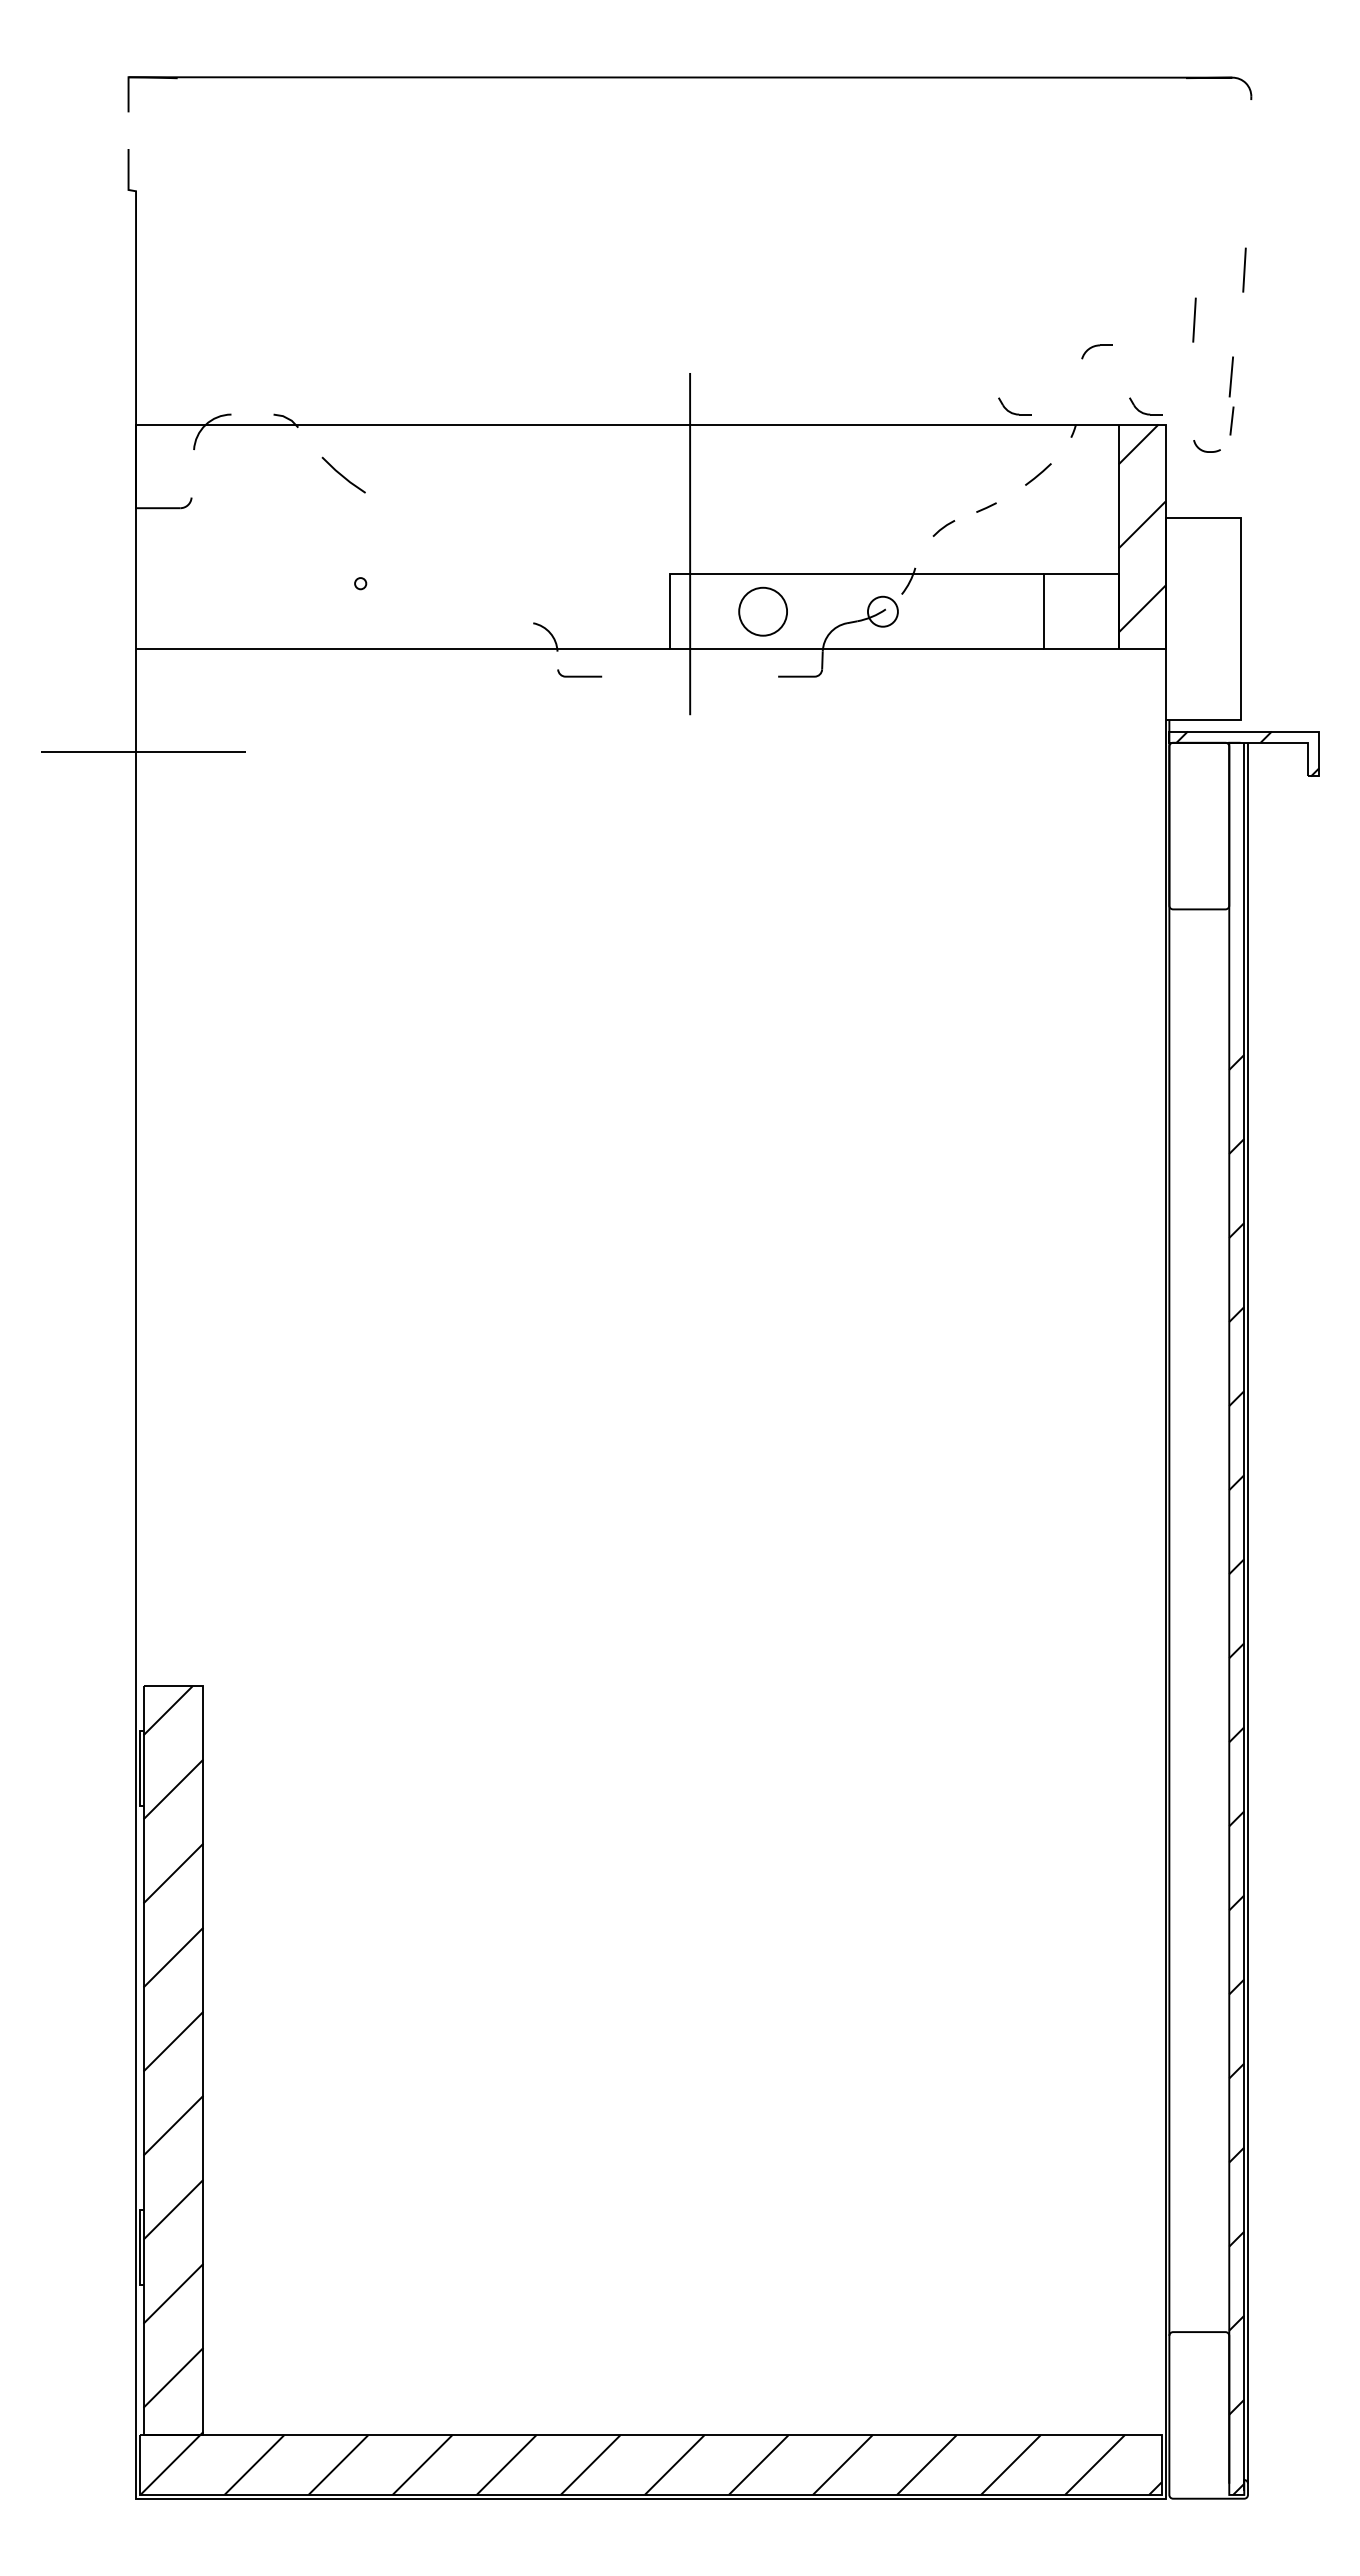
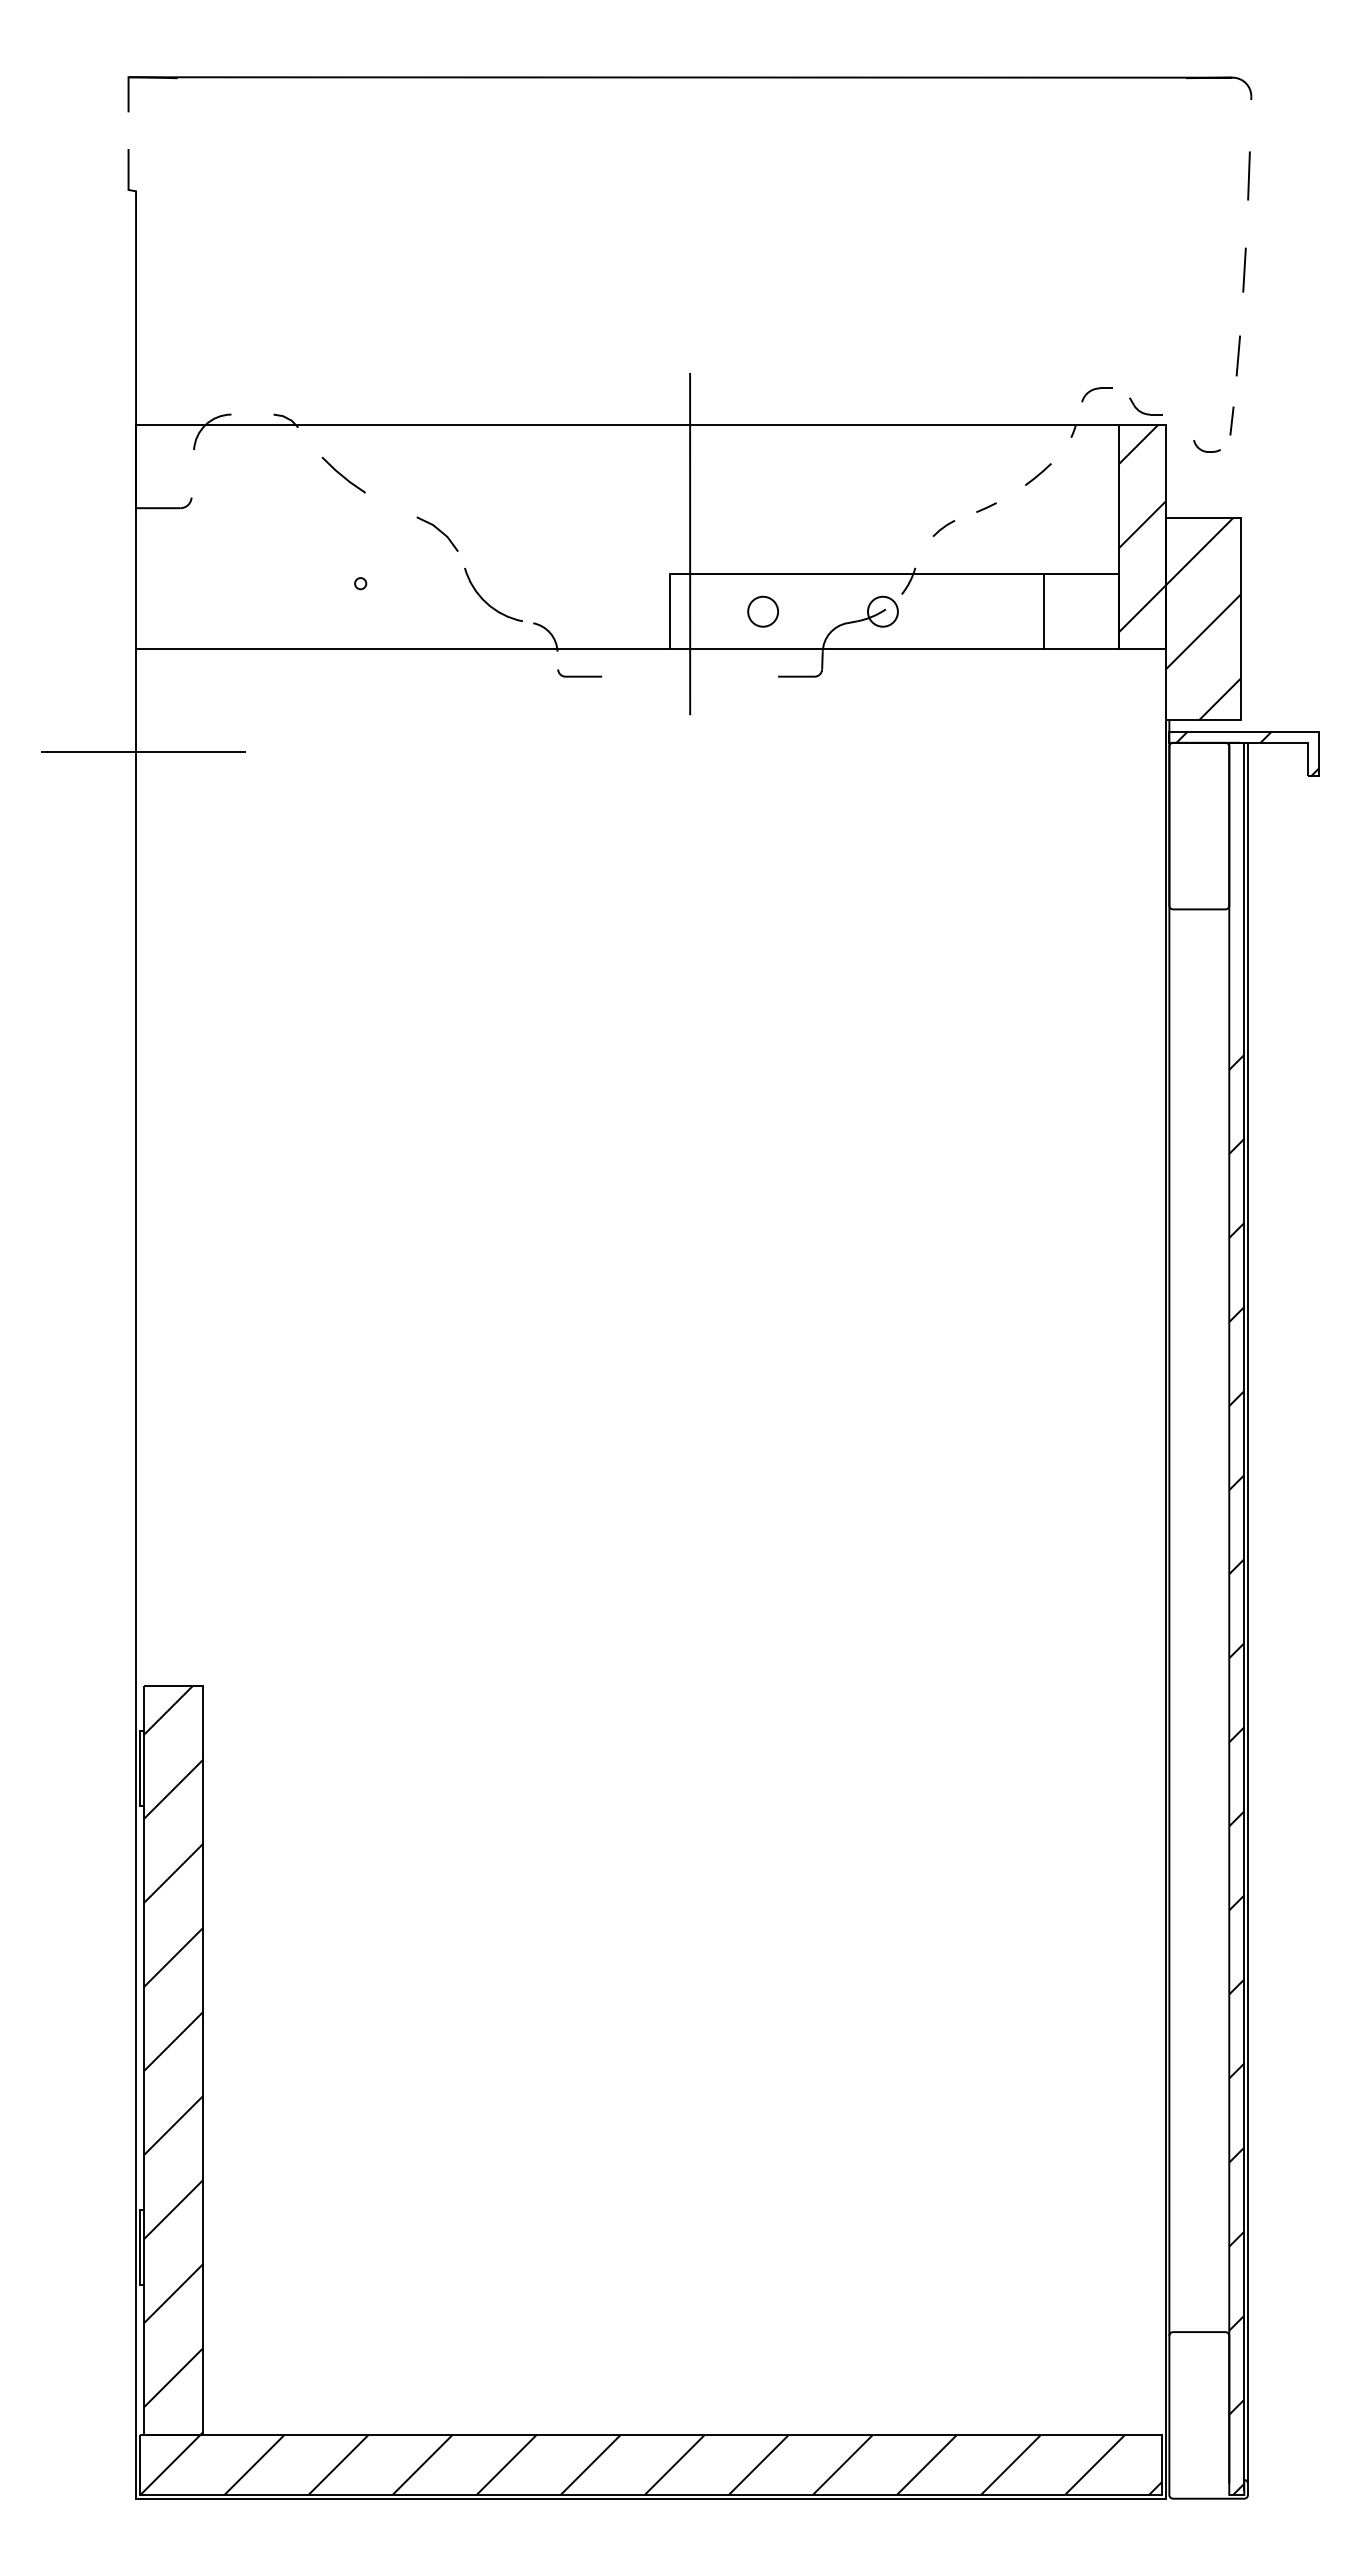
line: none -> present (1248, 175)
line: present -> none (1194, 319)
part position: (1096, 351) -> (1096, 394) (1096, 394)
line position: (1230, 376) -> (1237, 355) (1237, 355)
part: present -> none (1014, 406)
line: none -> present (439, 531)
curve: none -> present (486, 601)
circle diameter: 48 px -> 30 px (763, 611)
hatch: none -> present (1202, 619)
